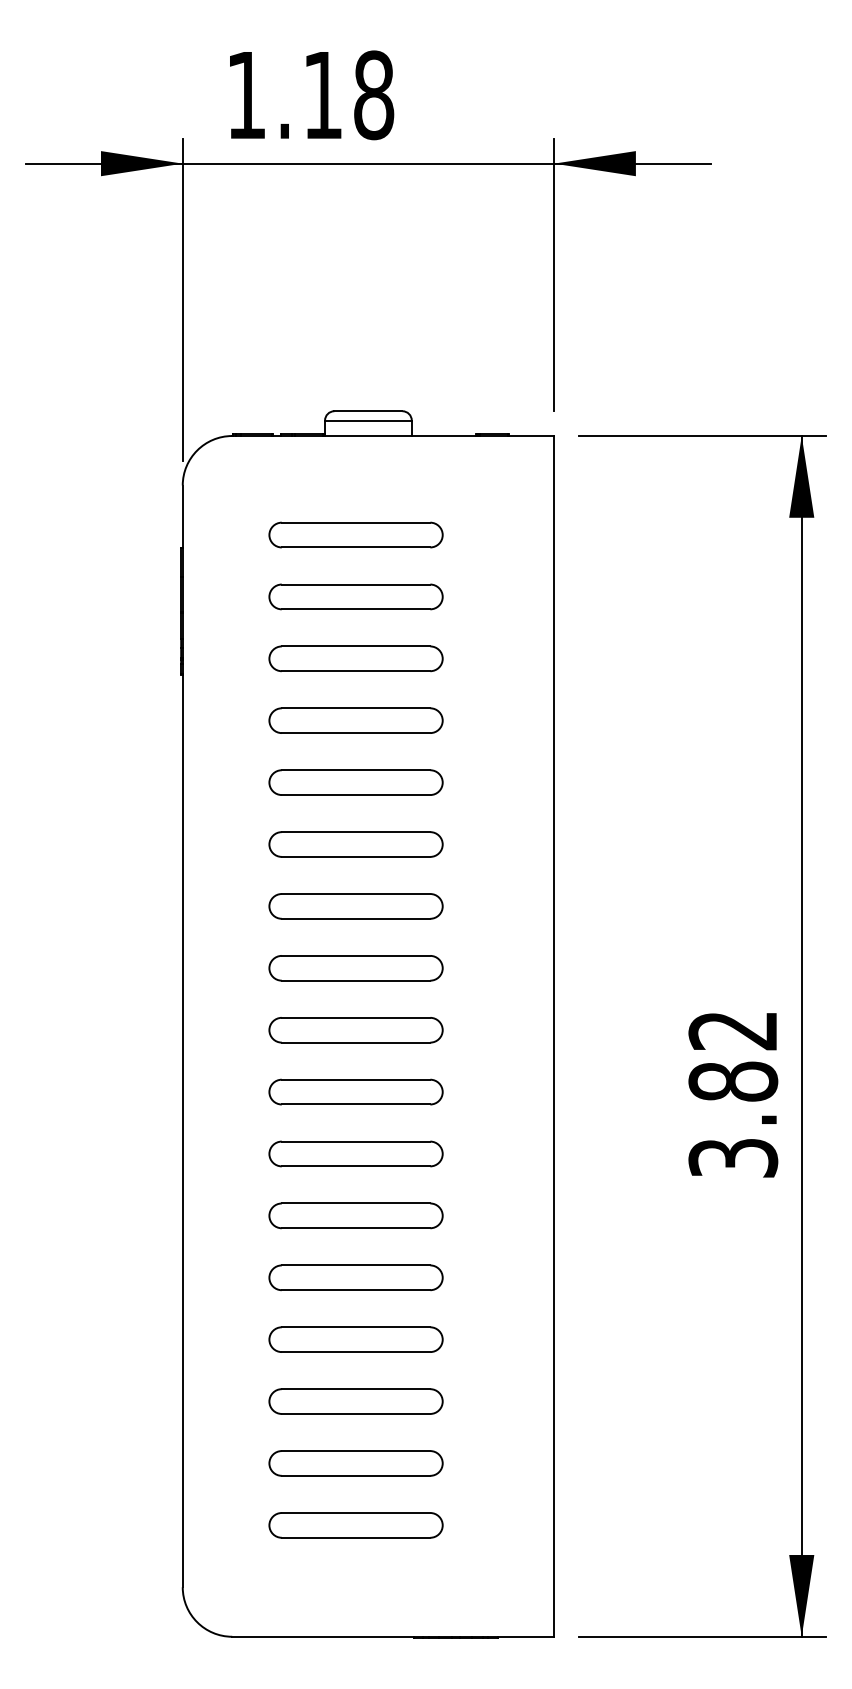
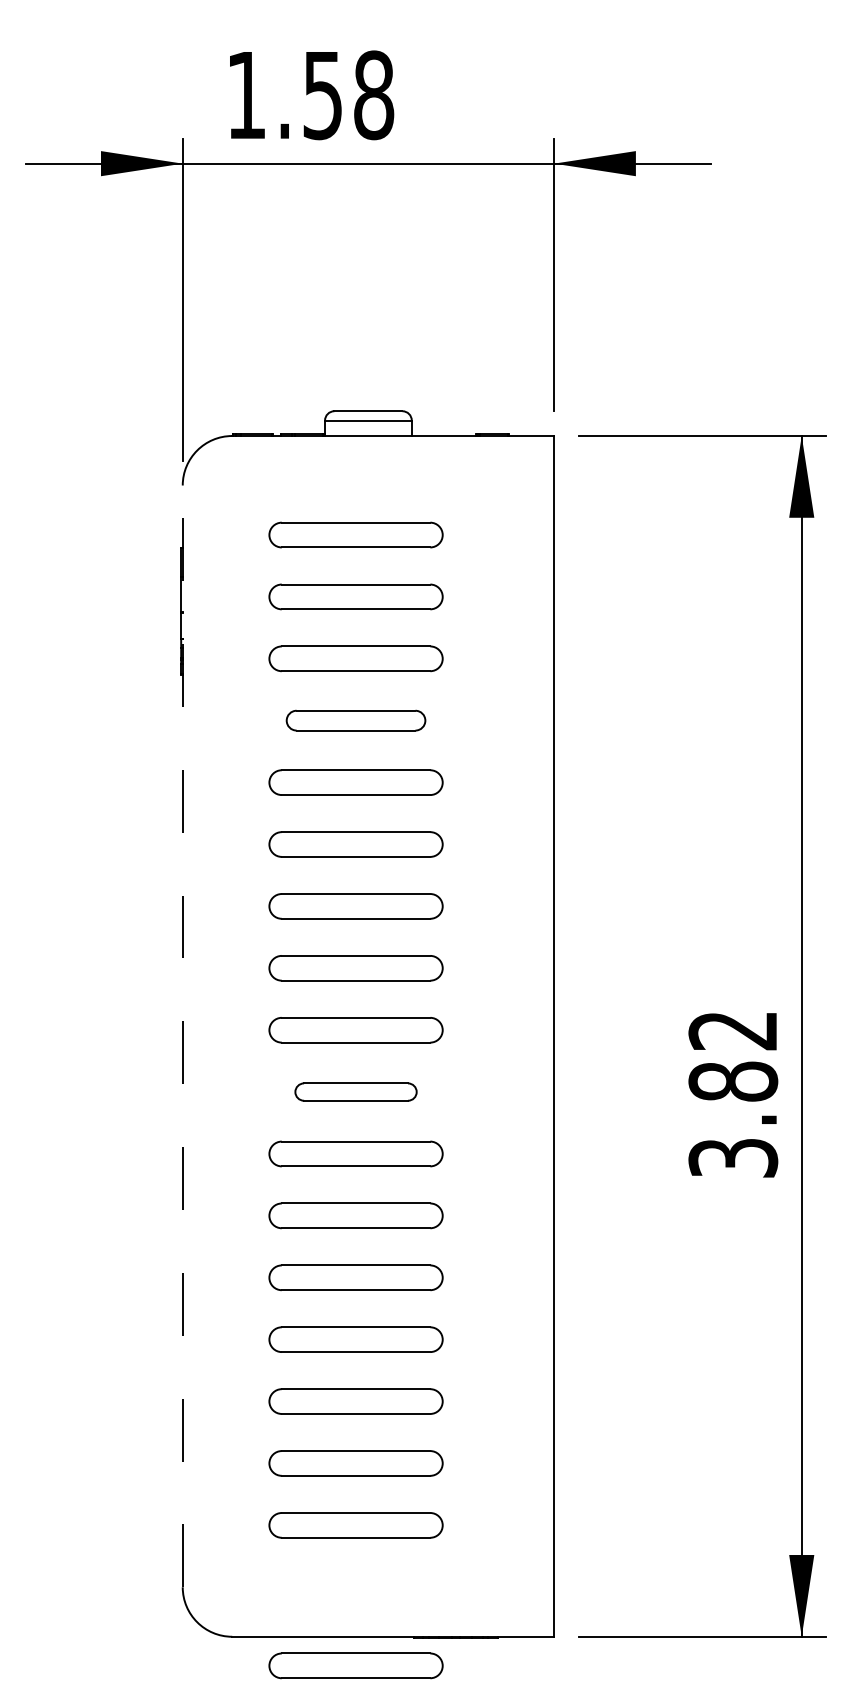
text: 1.18 -> 1.58 (322, 96)
part size: 176x27 px -> 142x23 px (355, 720)
line: solid -> dashed (182, 1036)
part size: 176x28 px -> 124x20 px (355, 1091)
part: none -> present (355, 1665)
